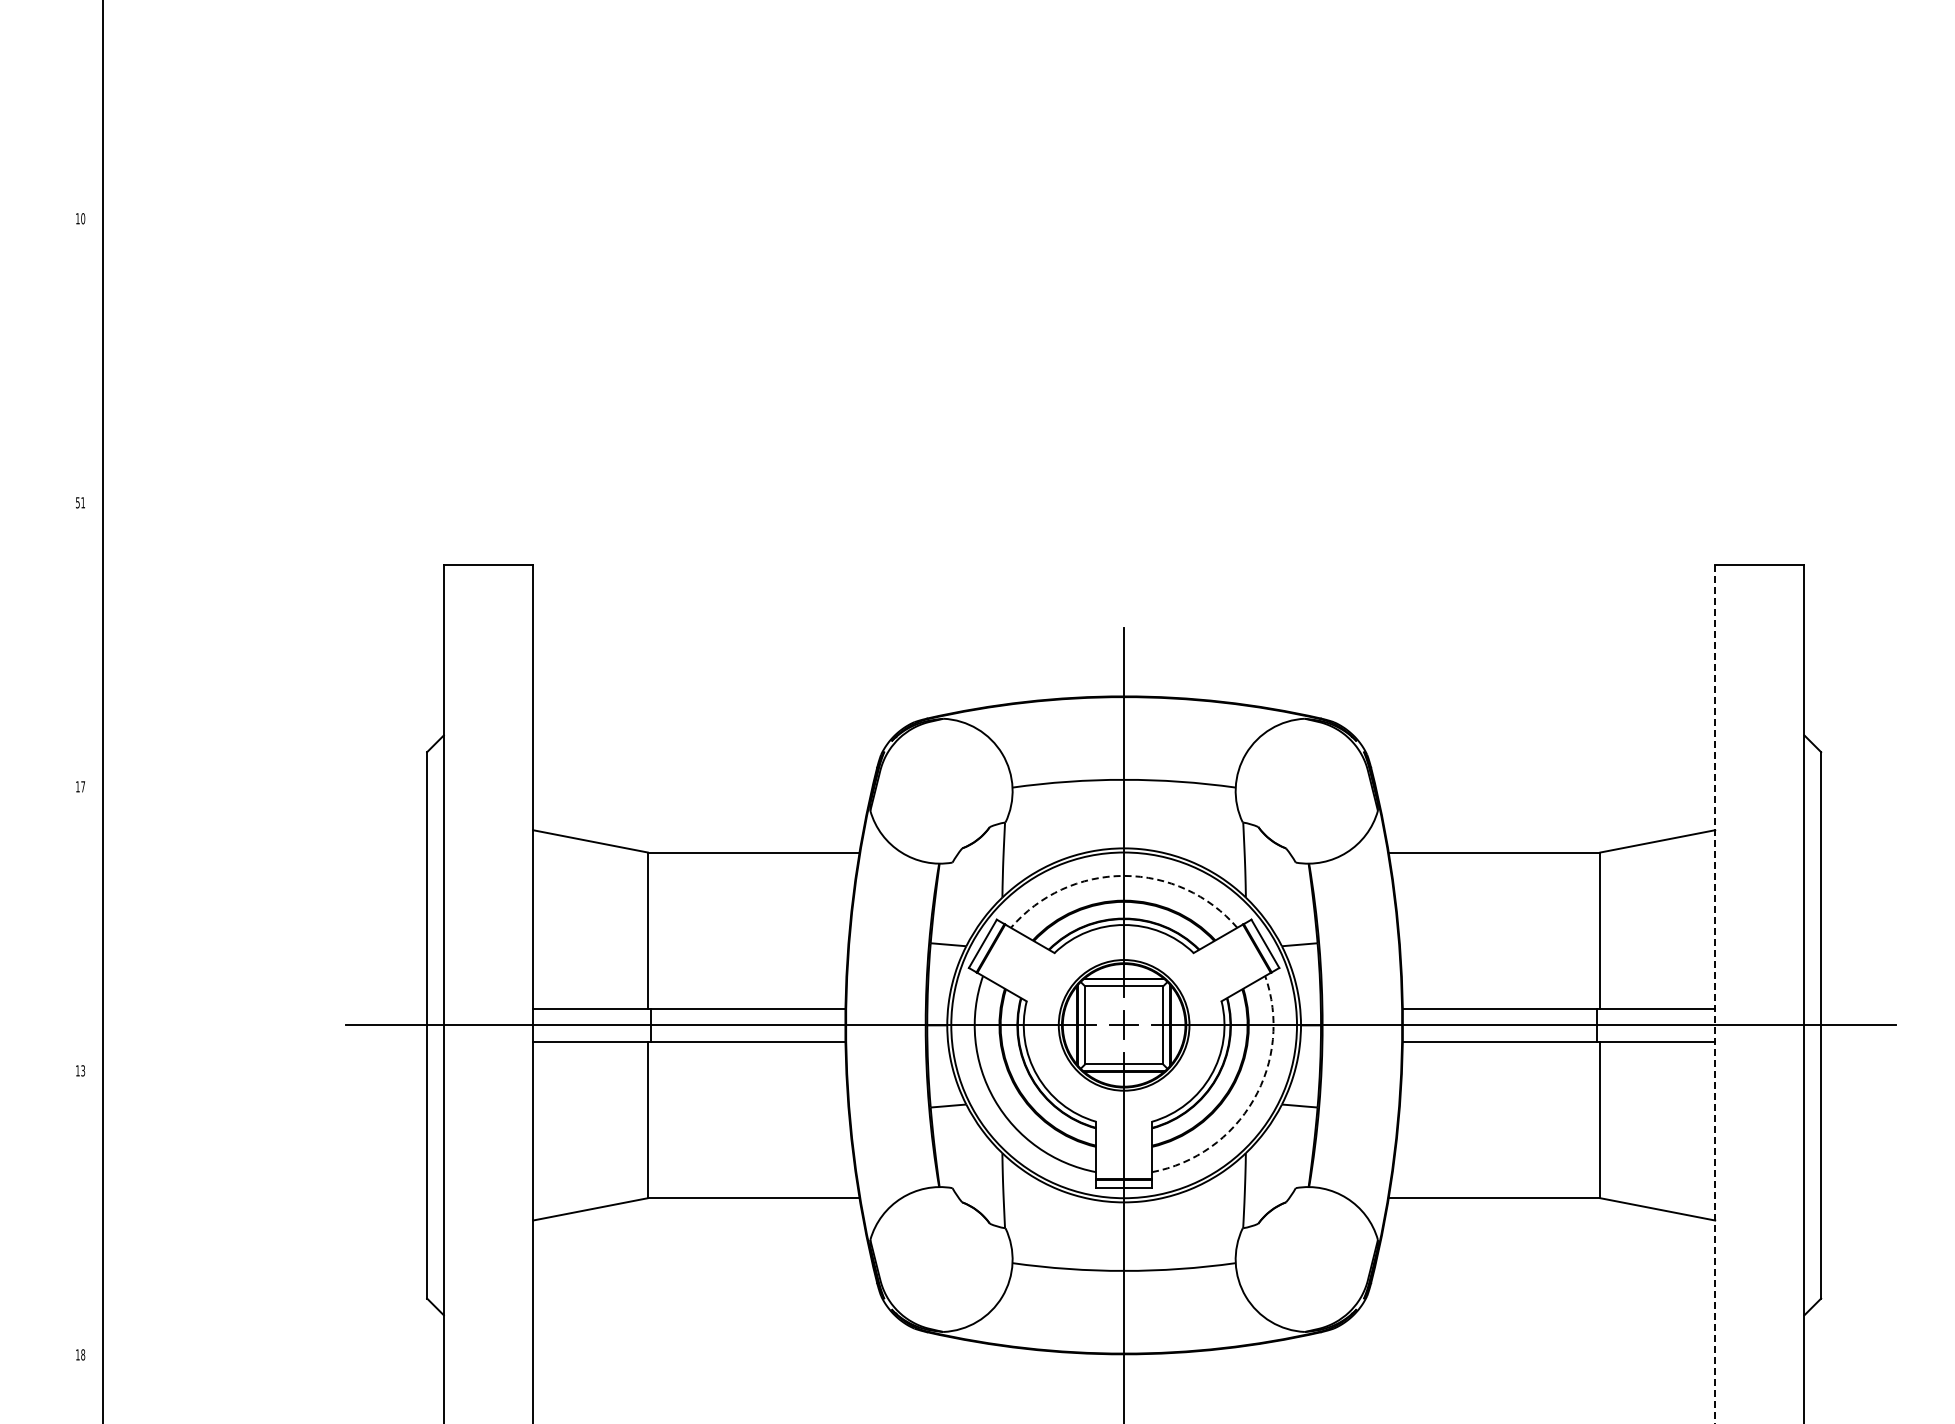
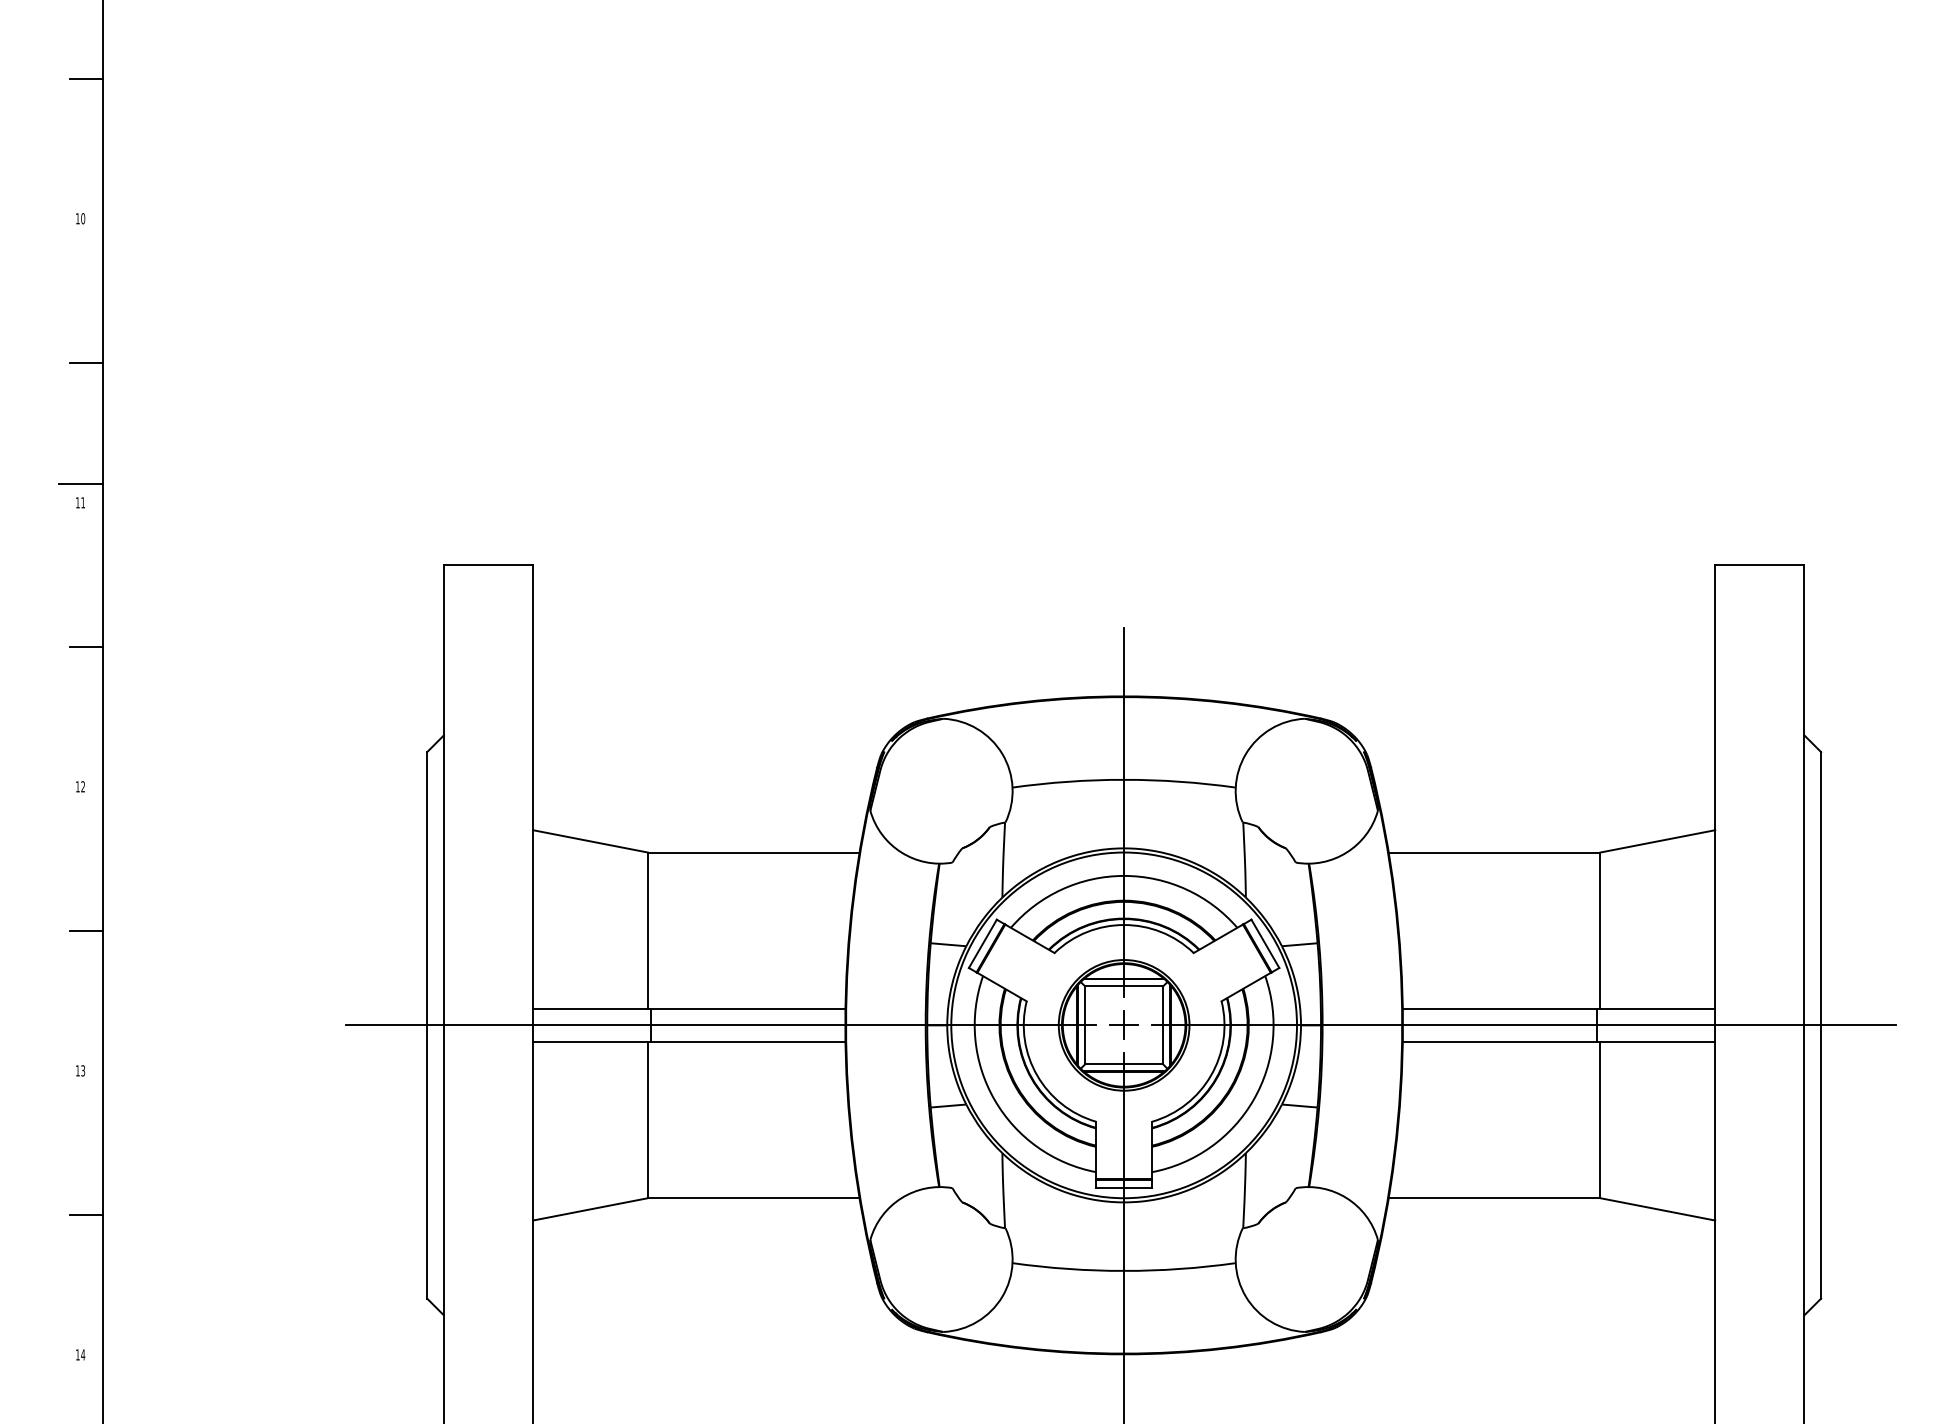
line: none -> present (86, 78)
line: none -> present (86, 362)
line: none -> present (80, 483)
text: 51 -> 11 (77, 502)
line: none -> present (86, 646)
text: 17 -> 12 (83, 786)
arc: dashed -> solid (1124, 875)
line: none -> present (86, 930)
line: dashed -> solid (1715, 993)
arc: dashed -> solid (1253, 1100)
line: none -> present (86, 1214)
text: 18 -> 14 (83, 1354)
